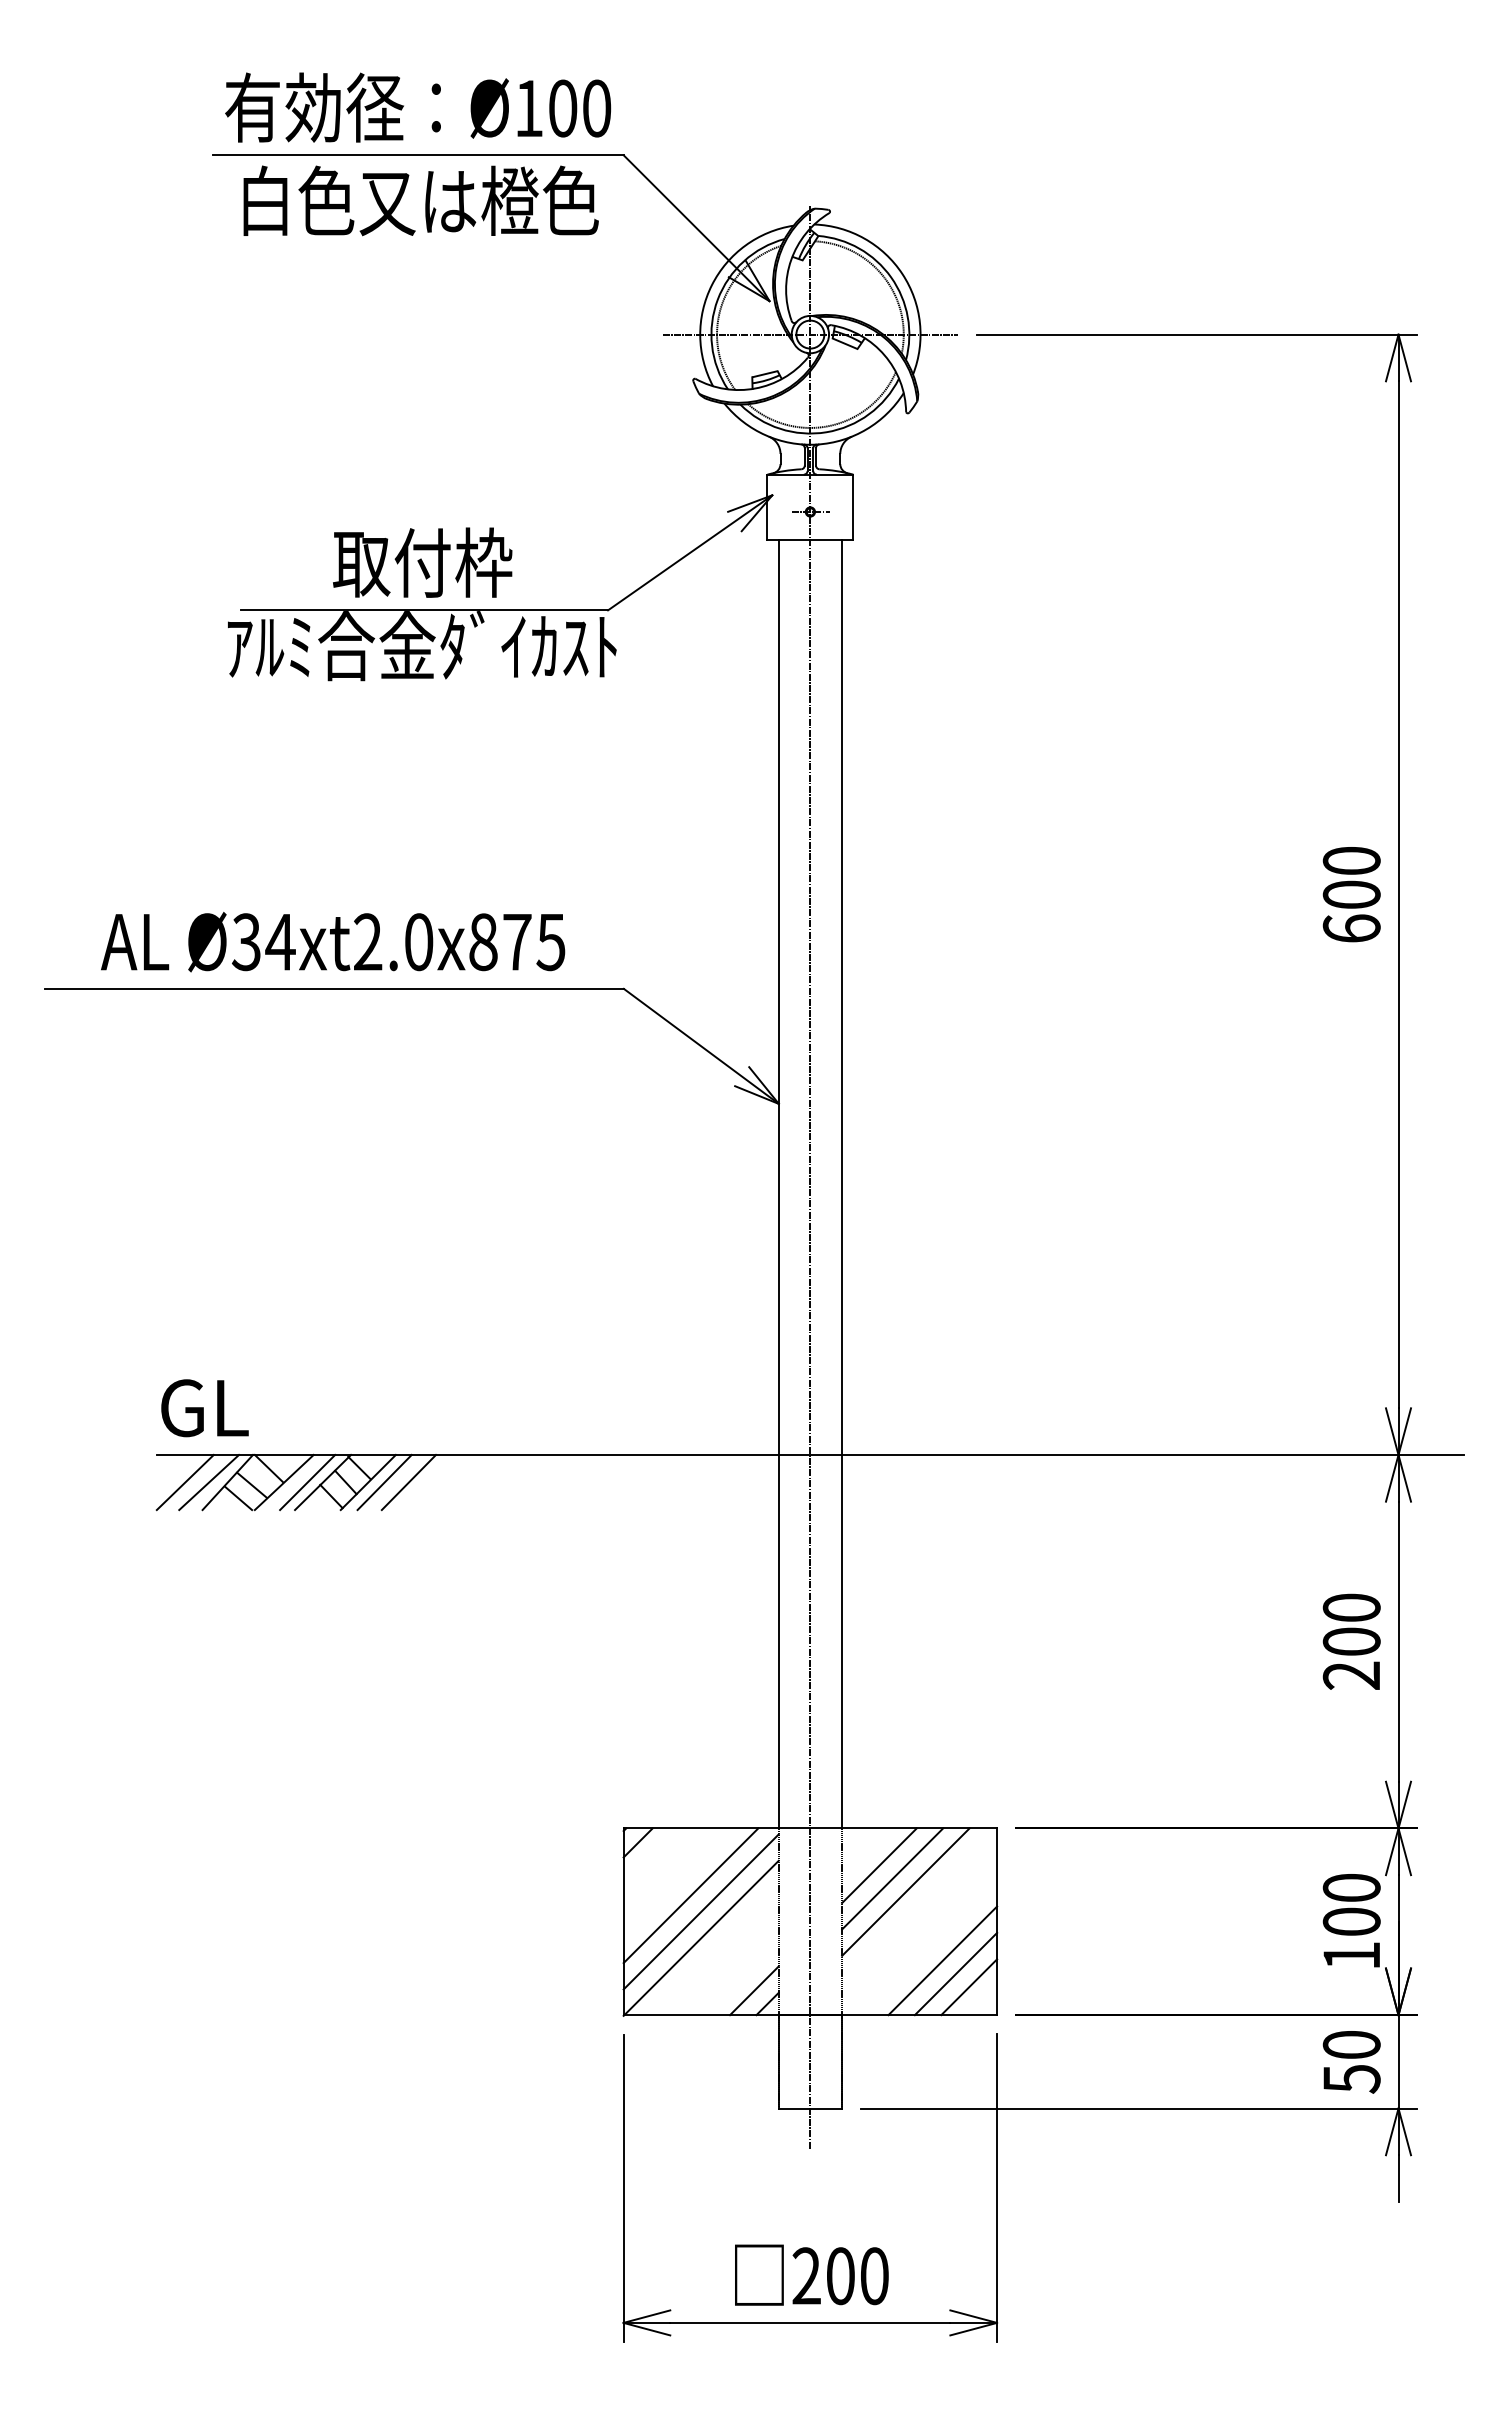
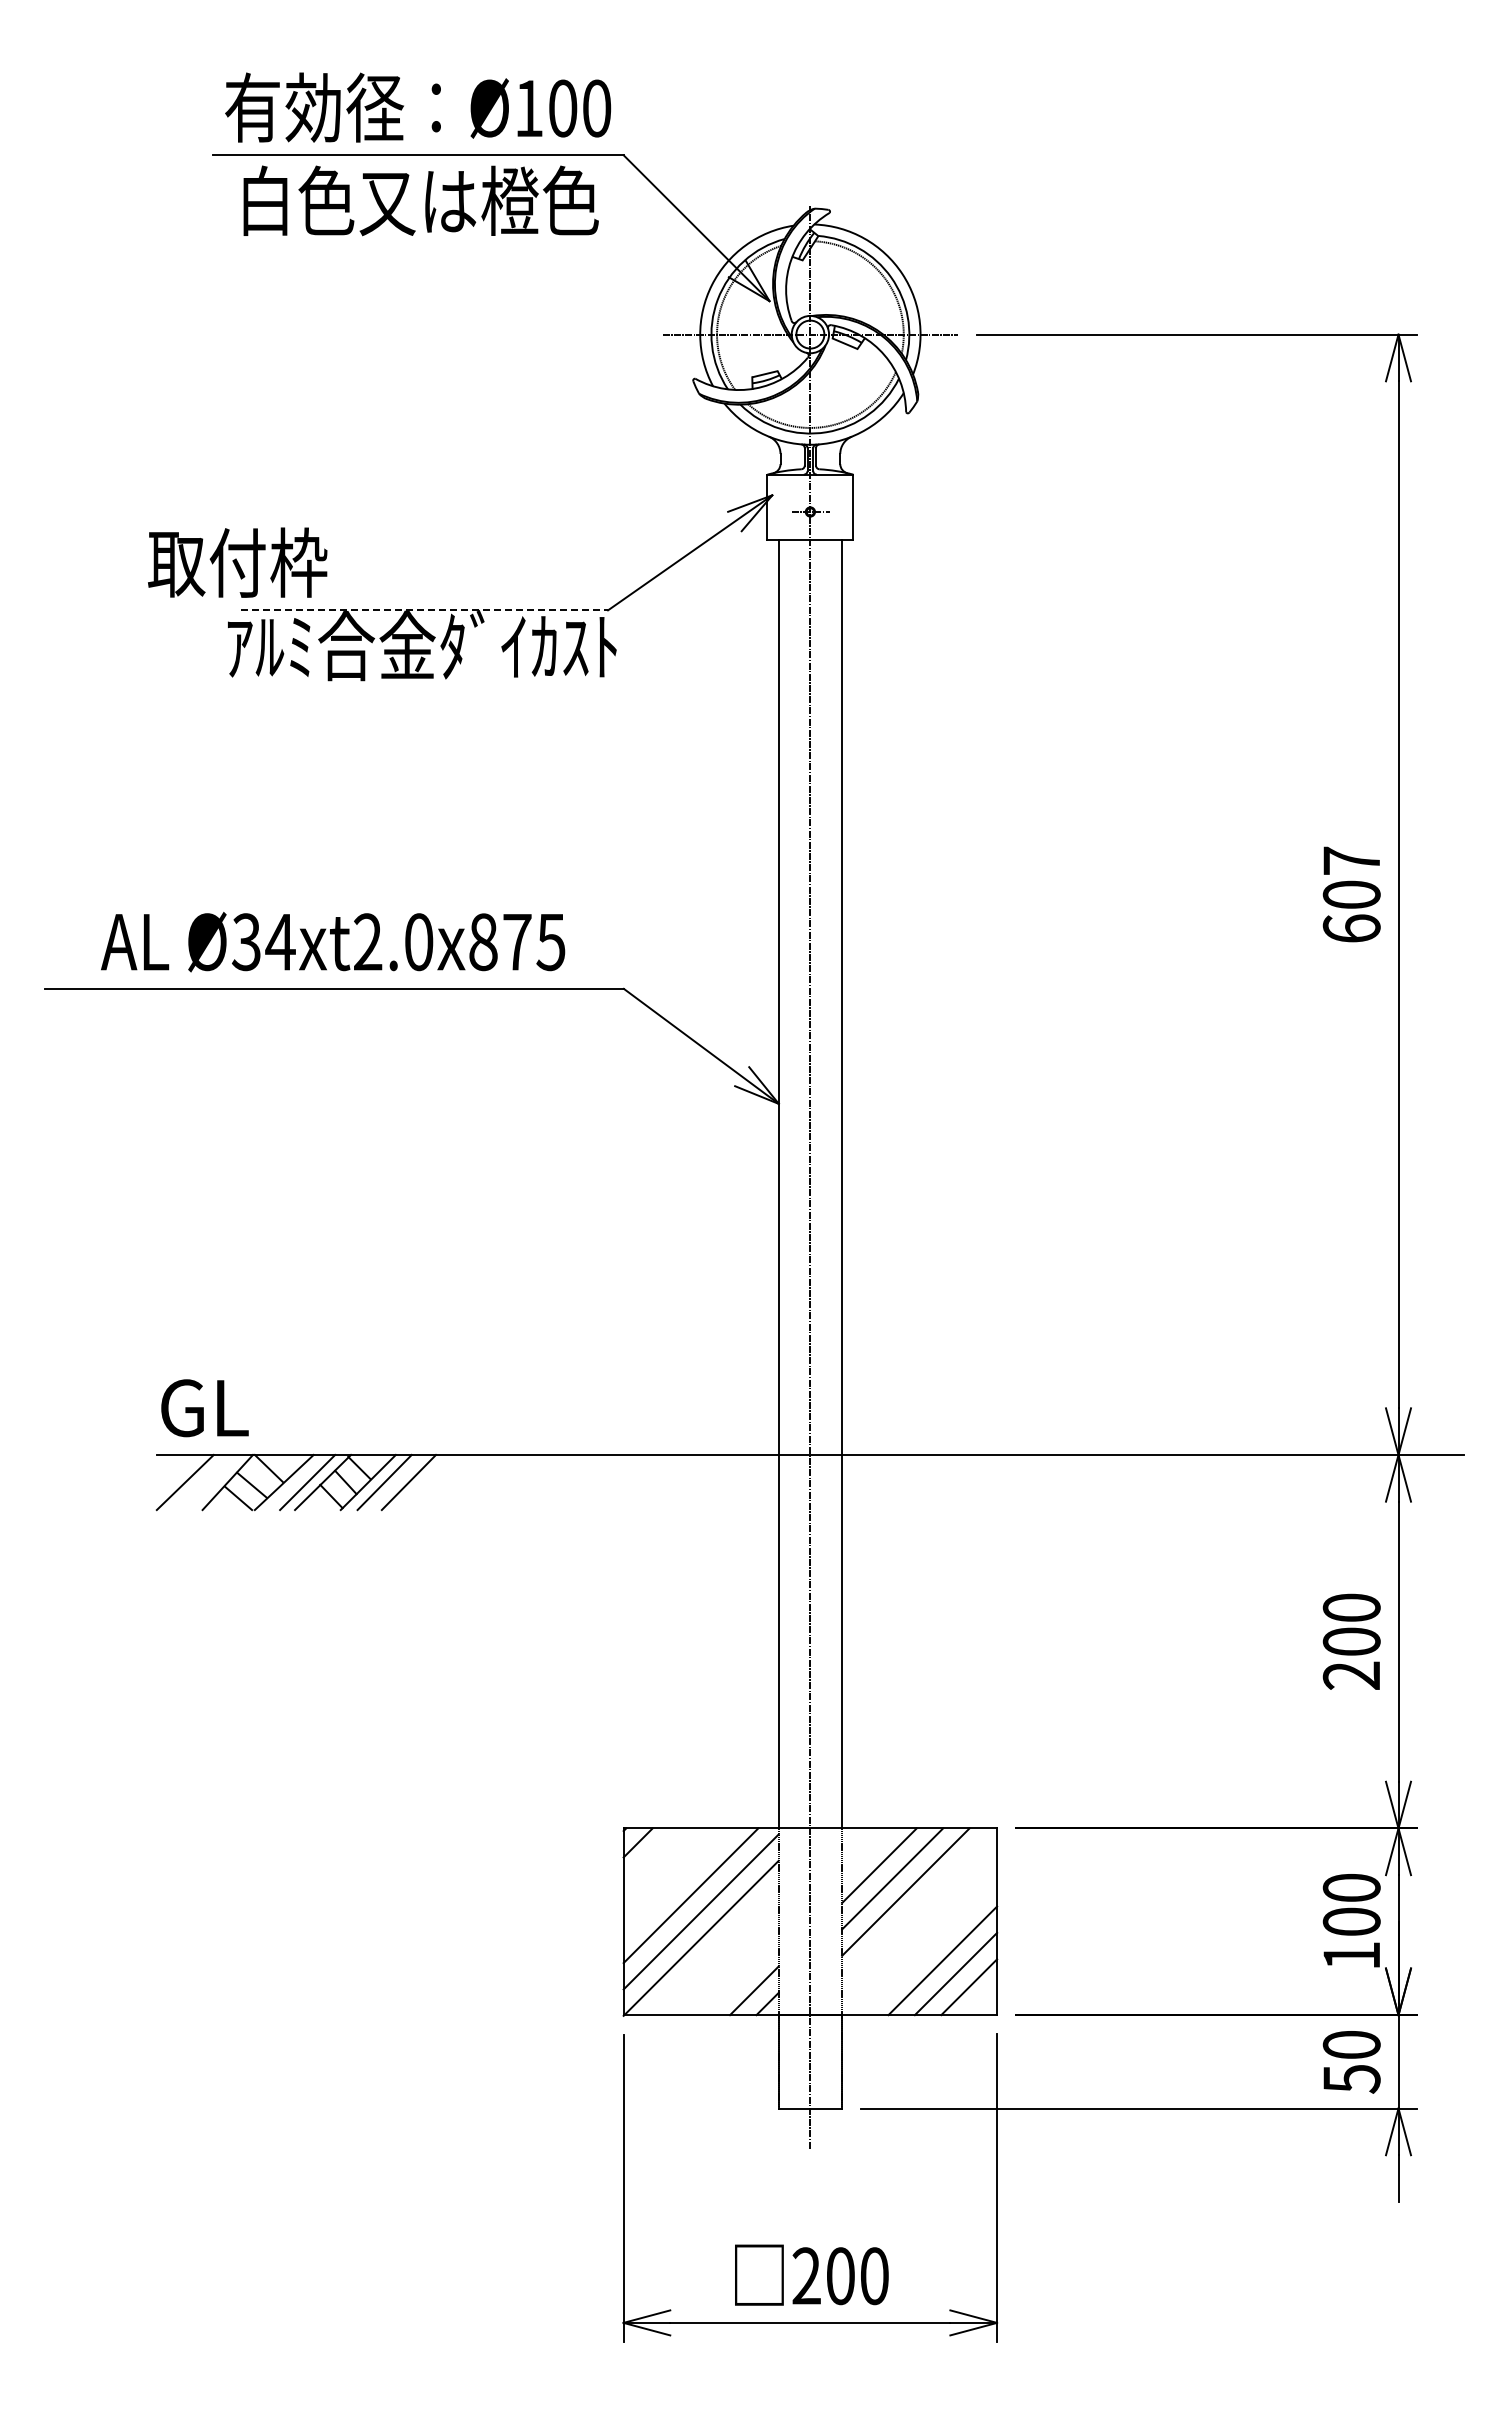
text position: (422, 562) -> (237, 562) (237, 562)
line: solid -> dashed (425, 610)
text: 600 -> 607 (1351, 860)
line: present -> none (209, 1482)
